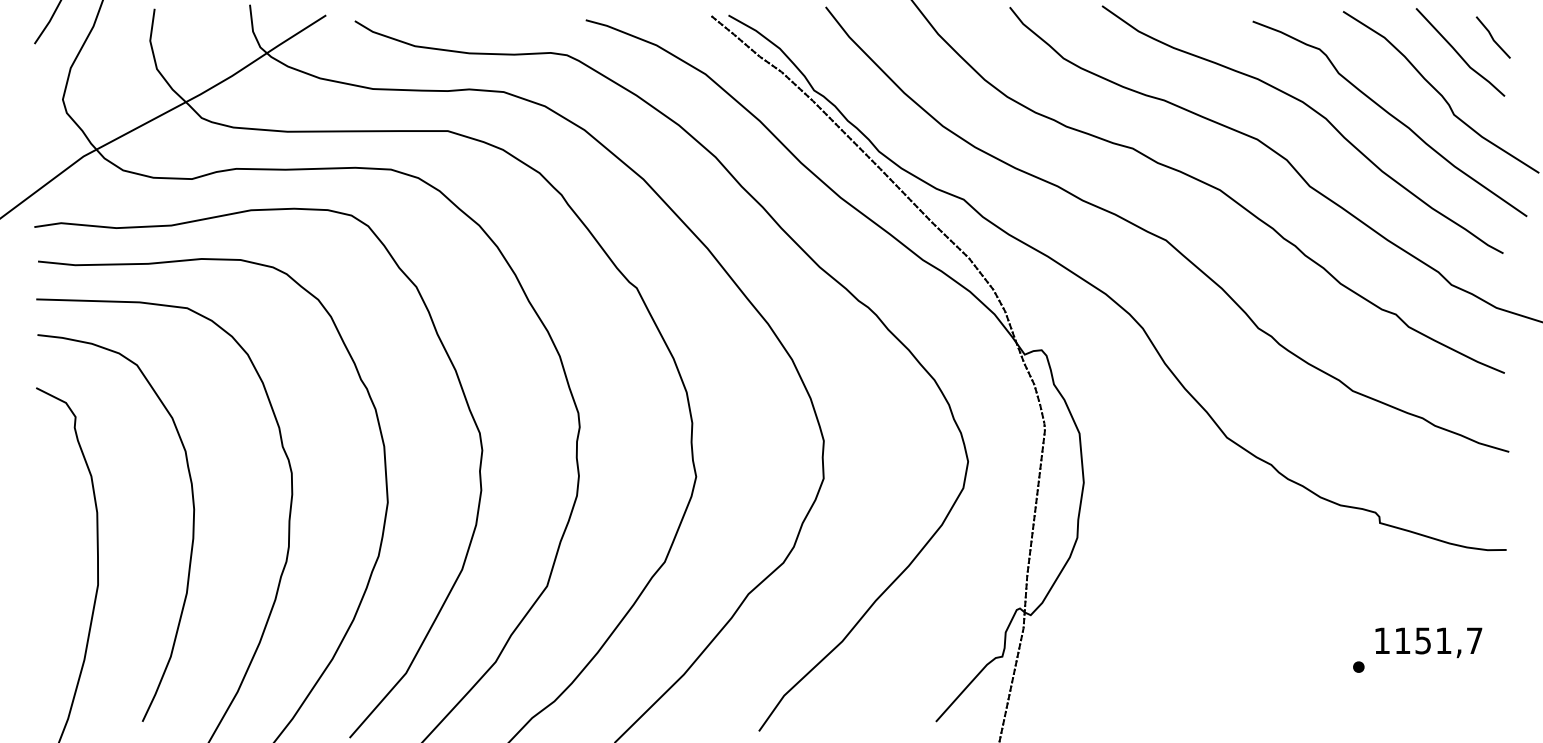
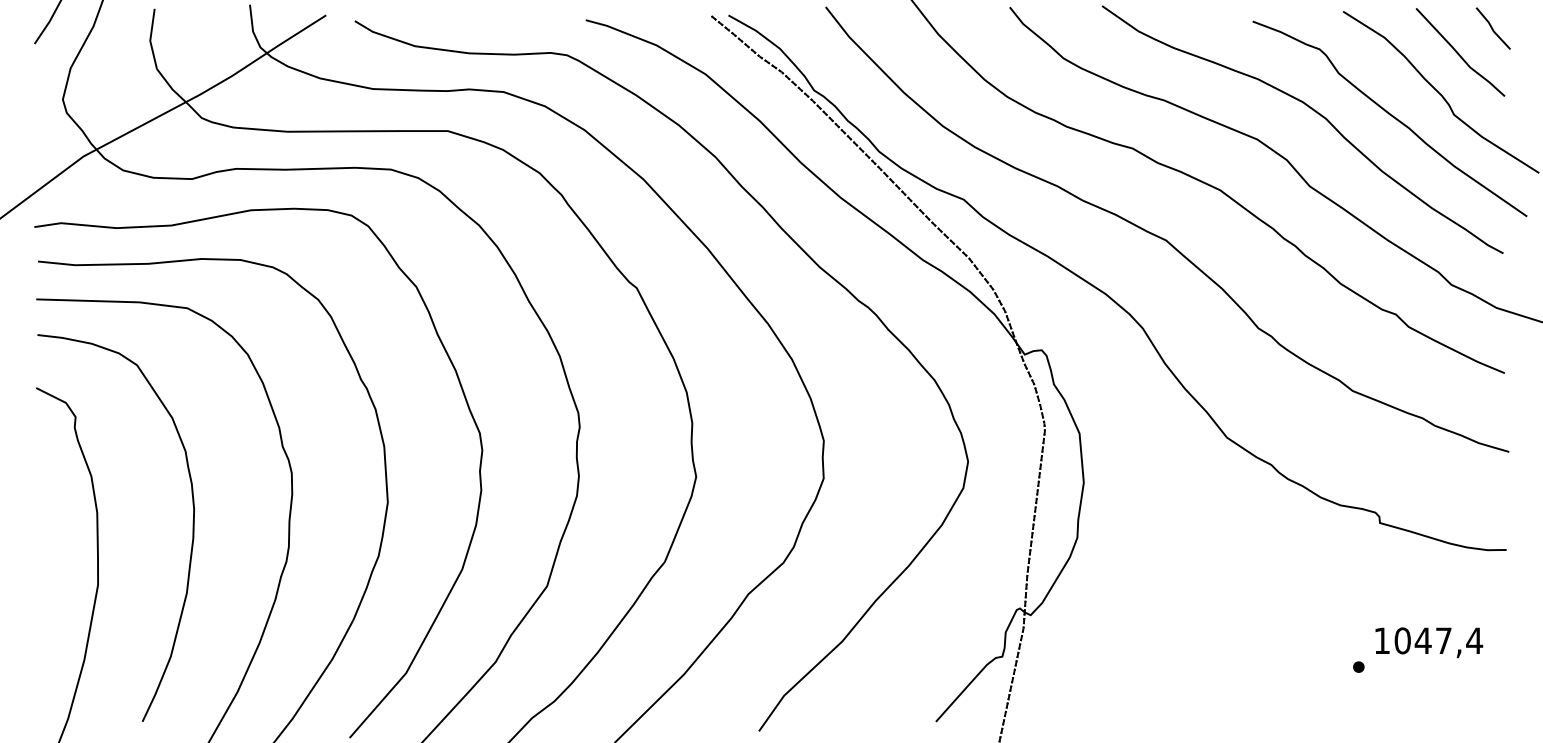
line position: (1492, 37) -> (1492, 28) (1492, 28)
text: 1151,7 -> 1047,4 (1438, 640)
